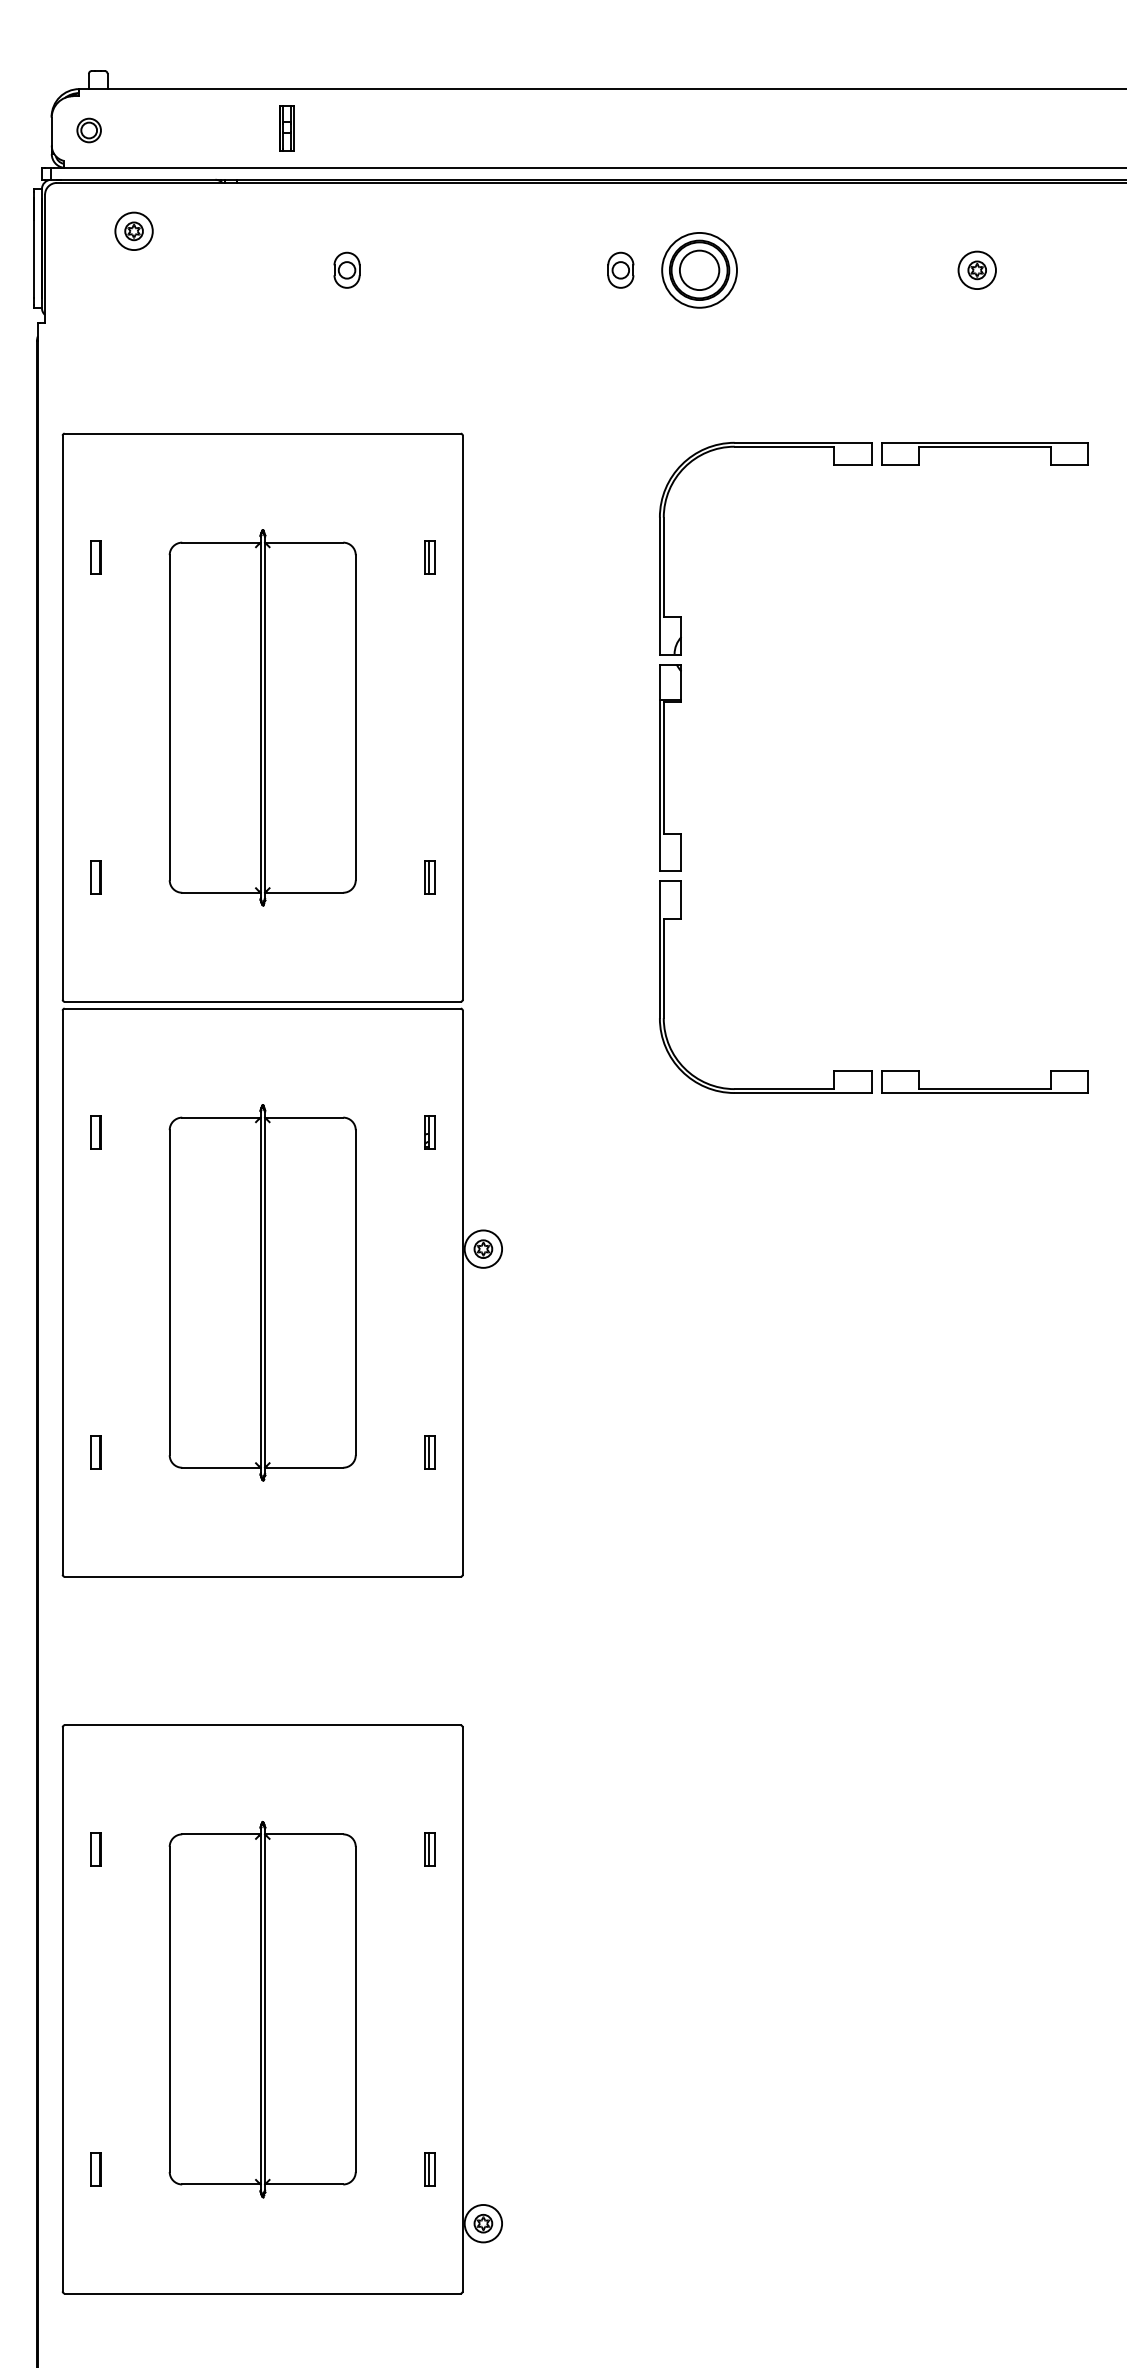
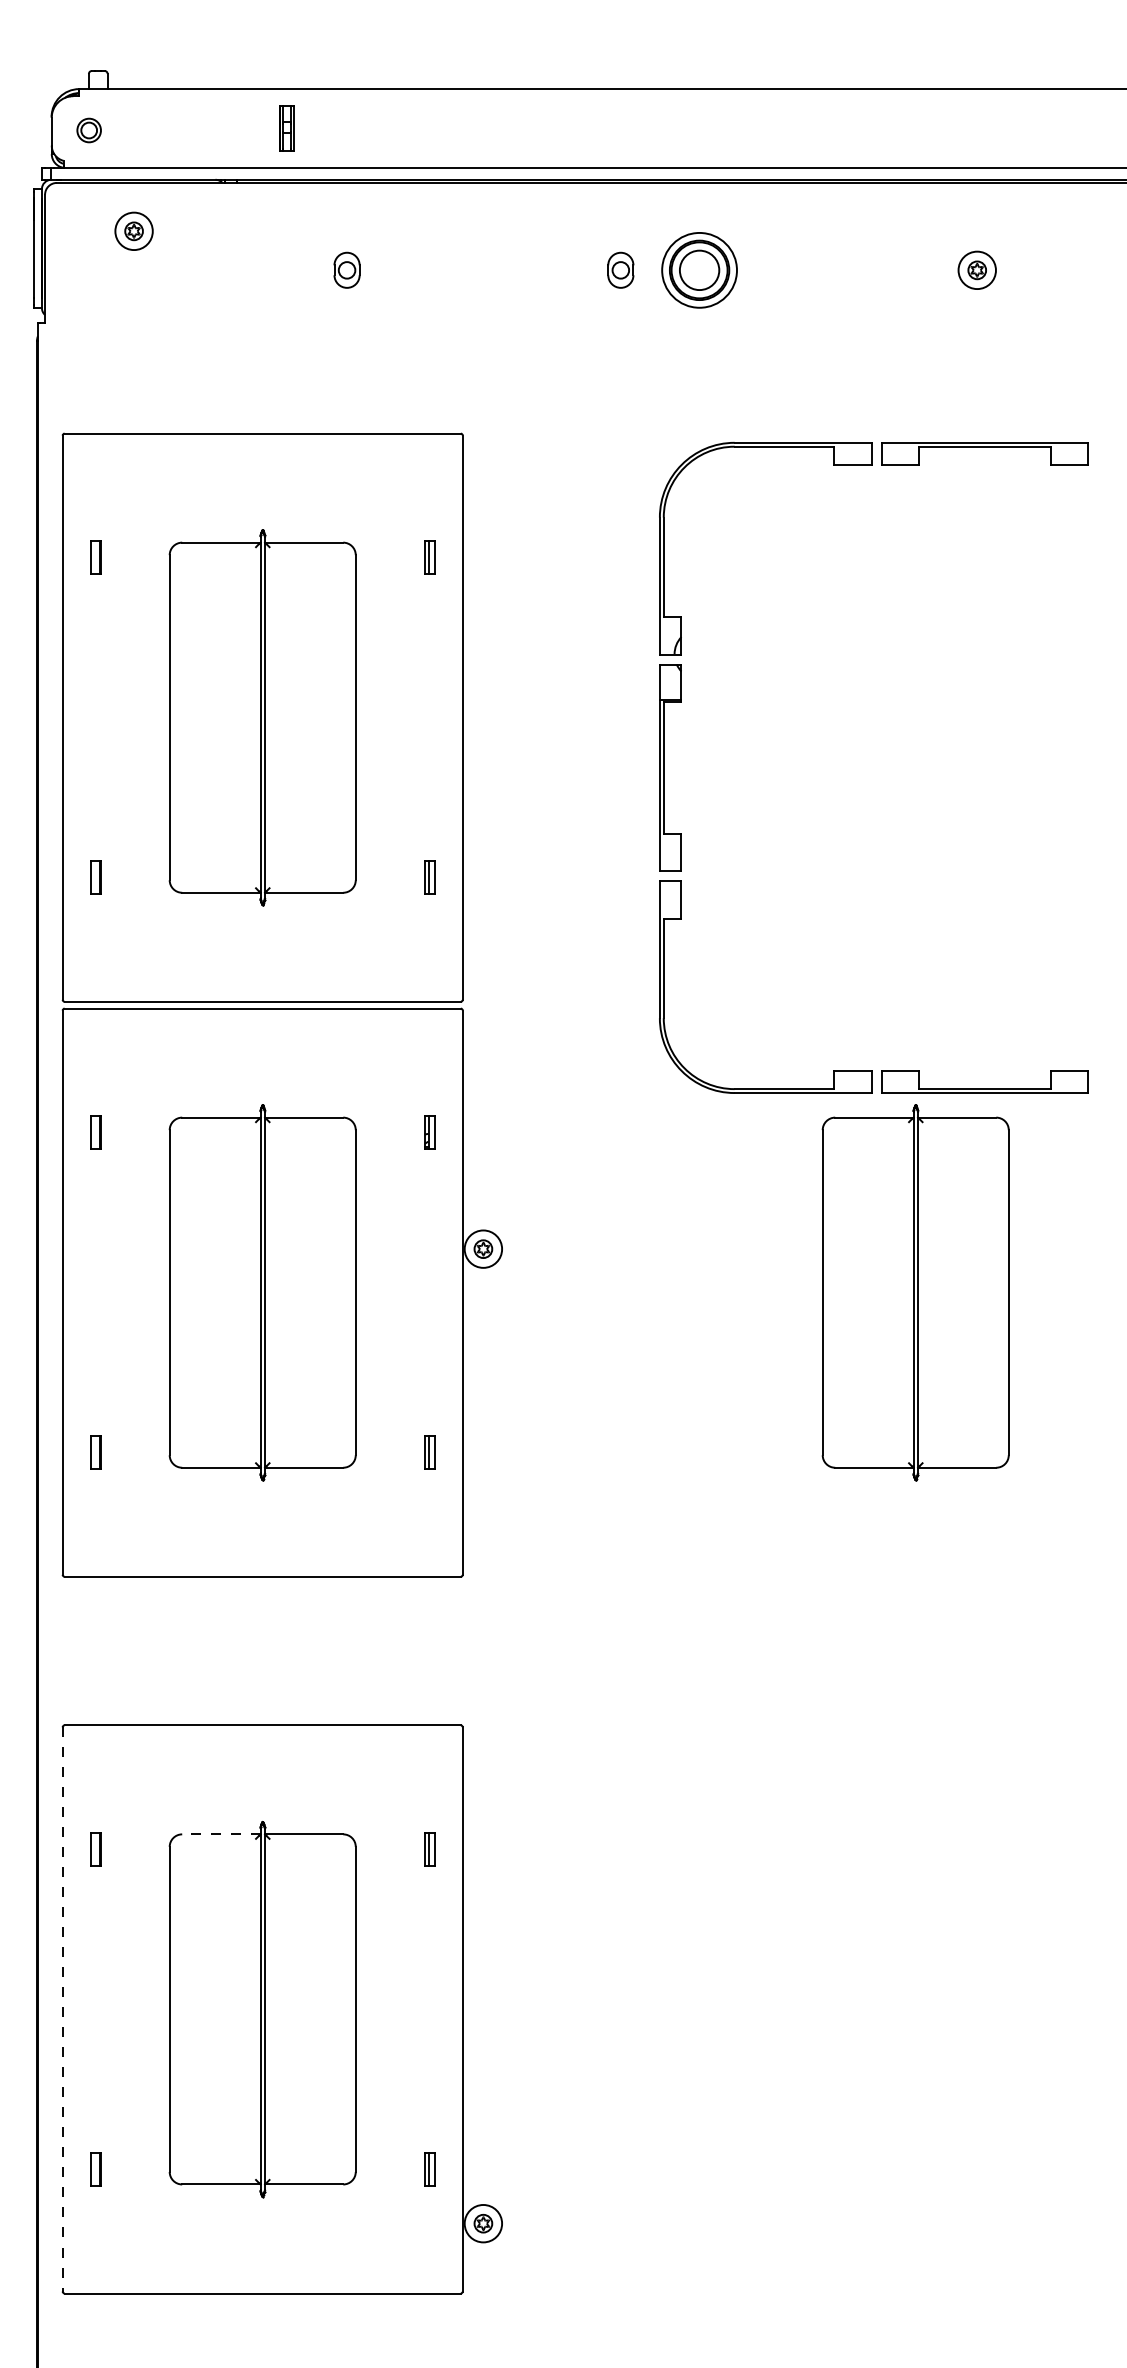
part: none -> present (915, 1292)
line: solid -> dashed (220, 1834)
line: solid -> dashed (62, 2009)
